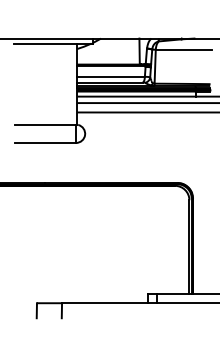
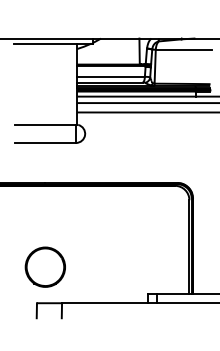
part: none -> present (44, 266)
